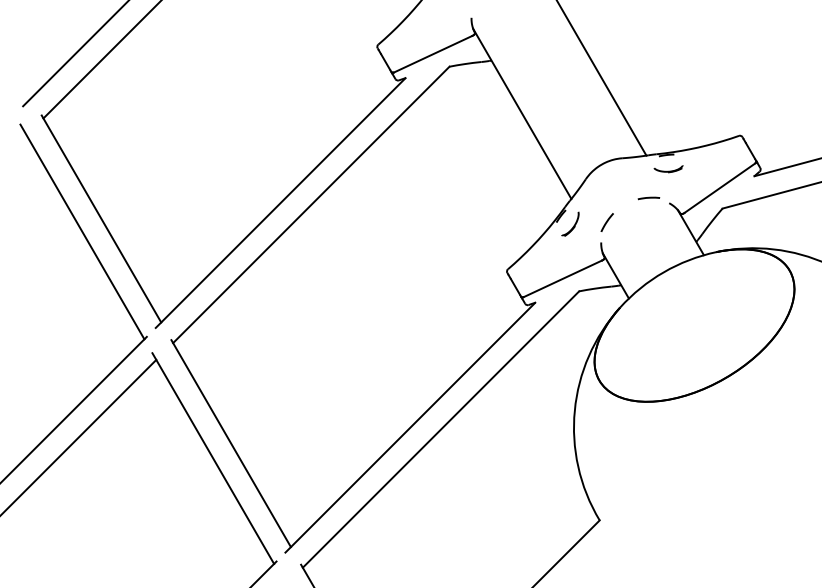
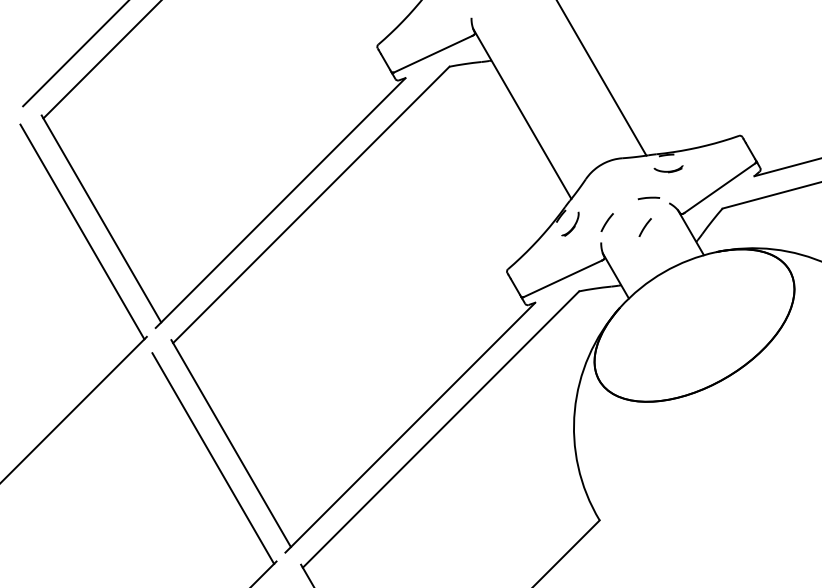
line: none -> present (644, 227)
line: present -> none (79, 436)
